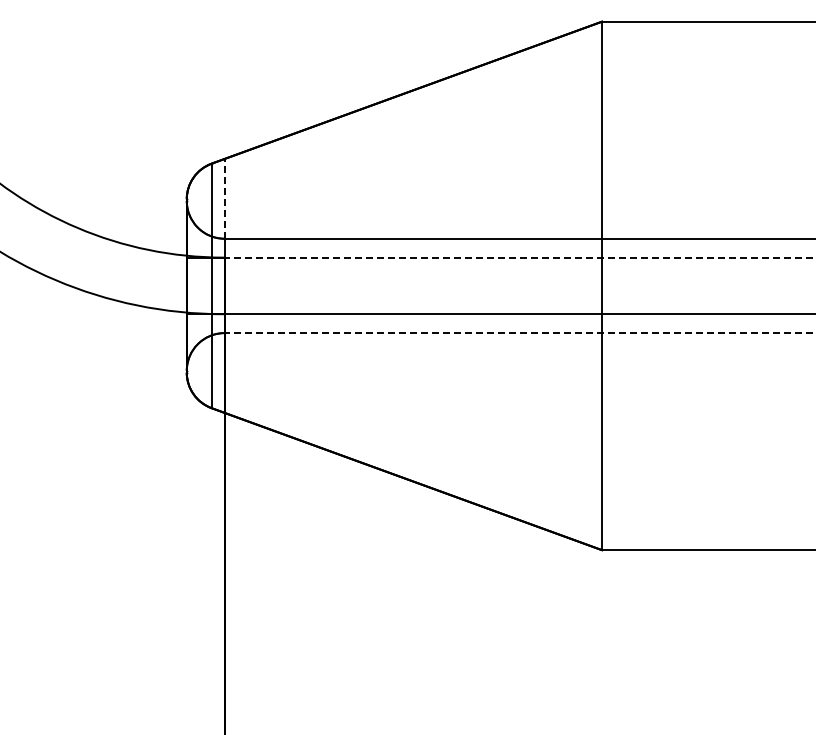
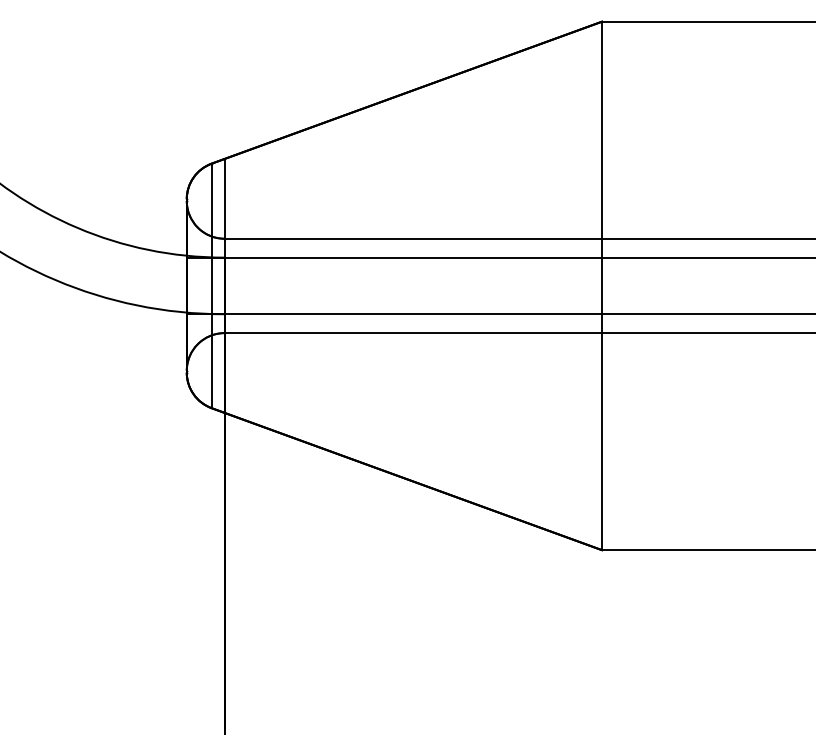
line: dashed -> solid (224, 198)
line: dashed -> solid (519, 257)
line: dashed -> solid (519, 333)
